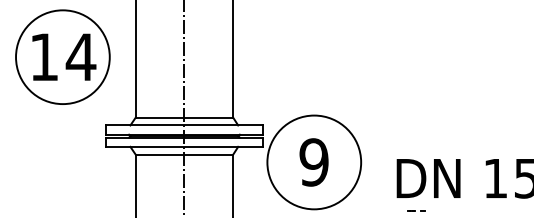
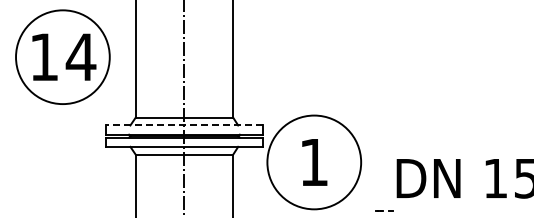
line: solid -> dashed (183, 125)
text: 9 -> 1 (313, 162)
line position: (415, 210) -> (383, 210) (383, 210)
